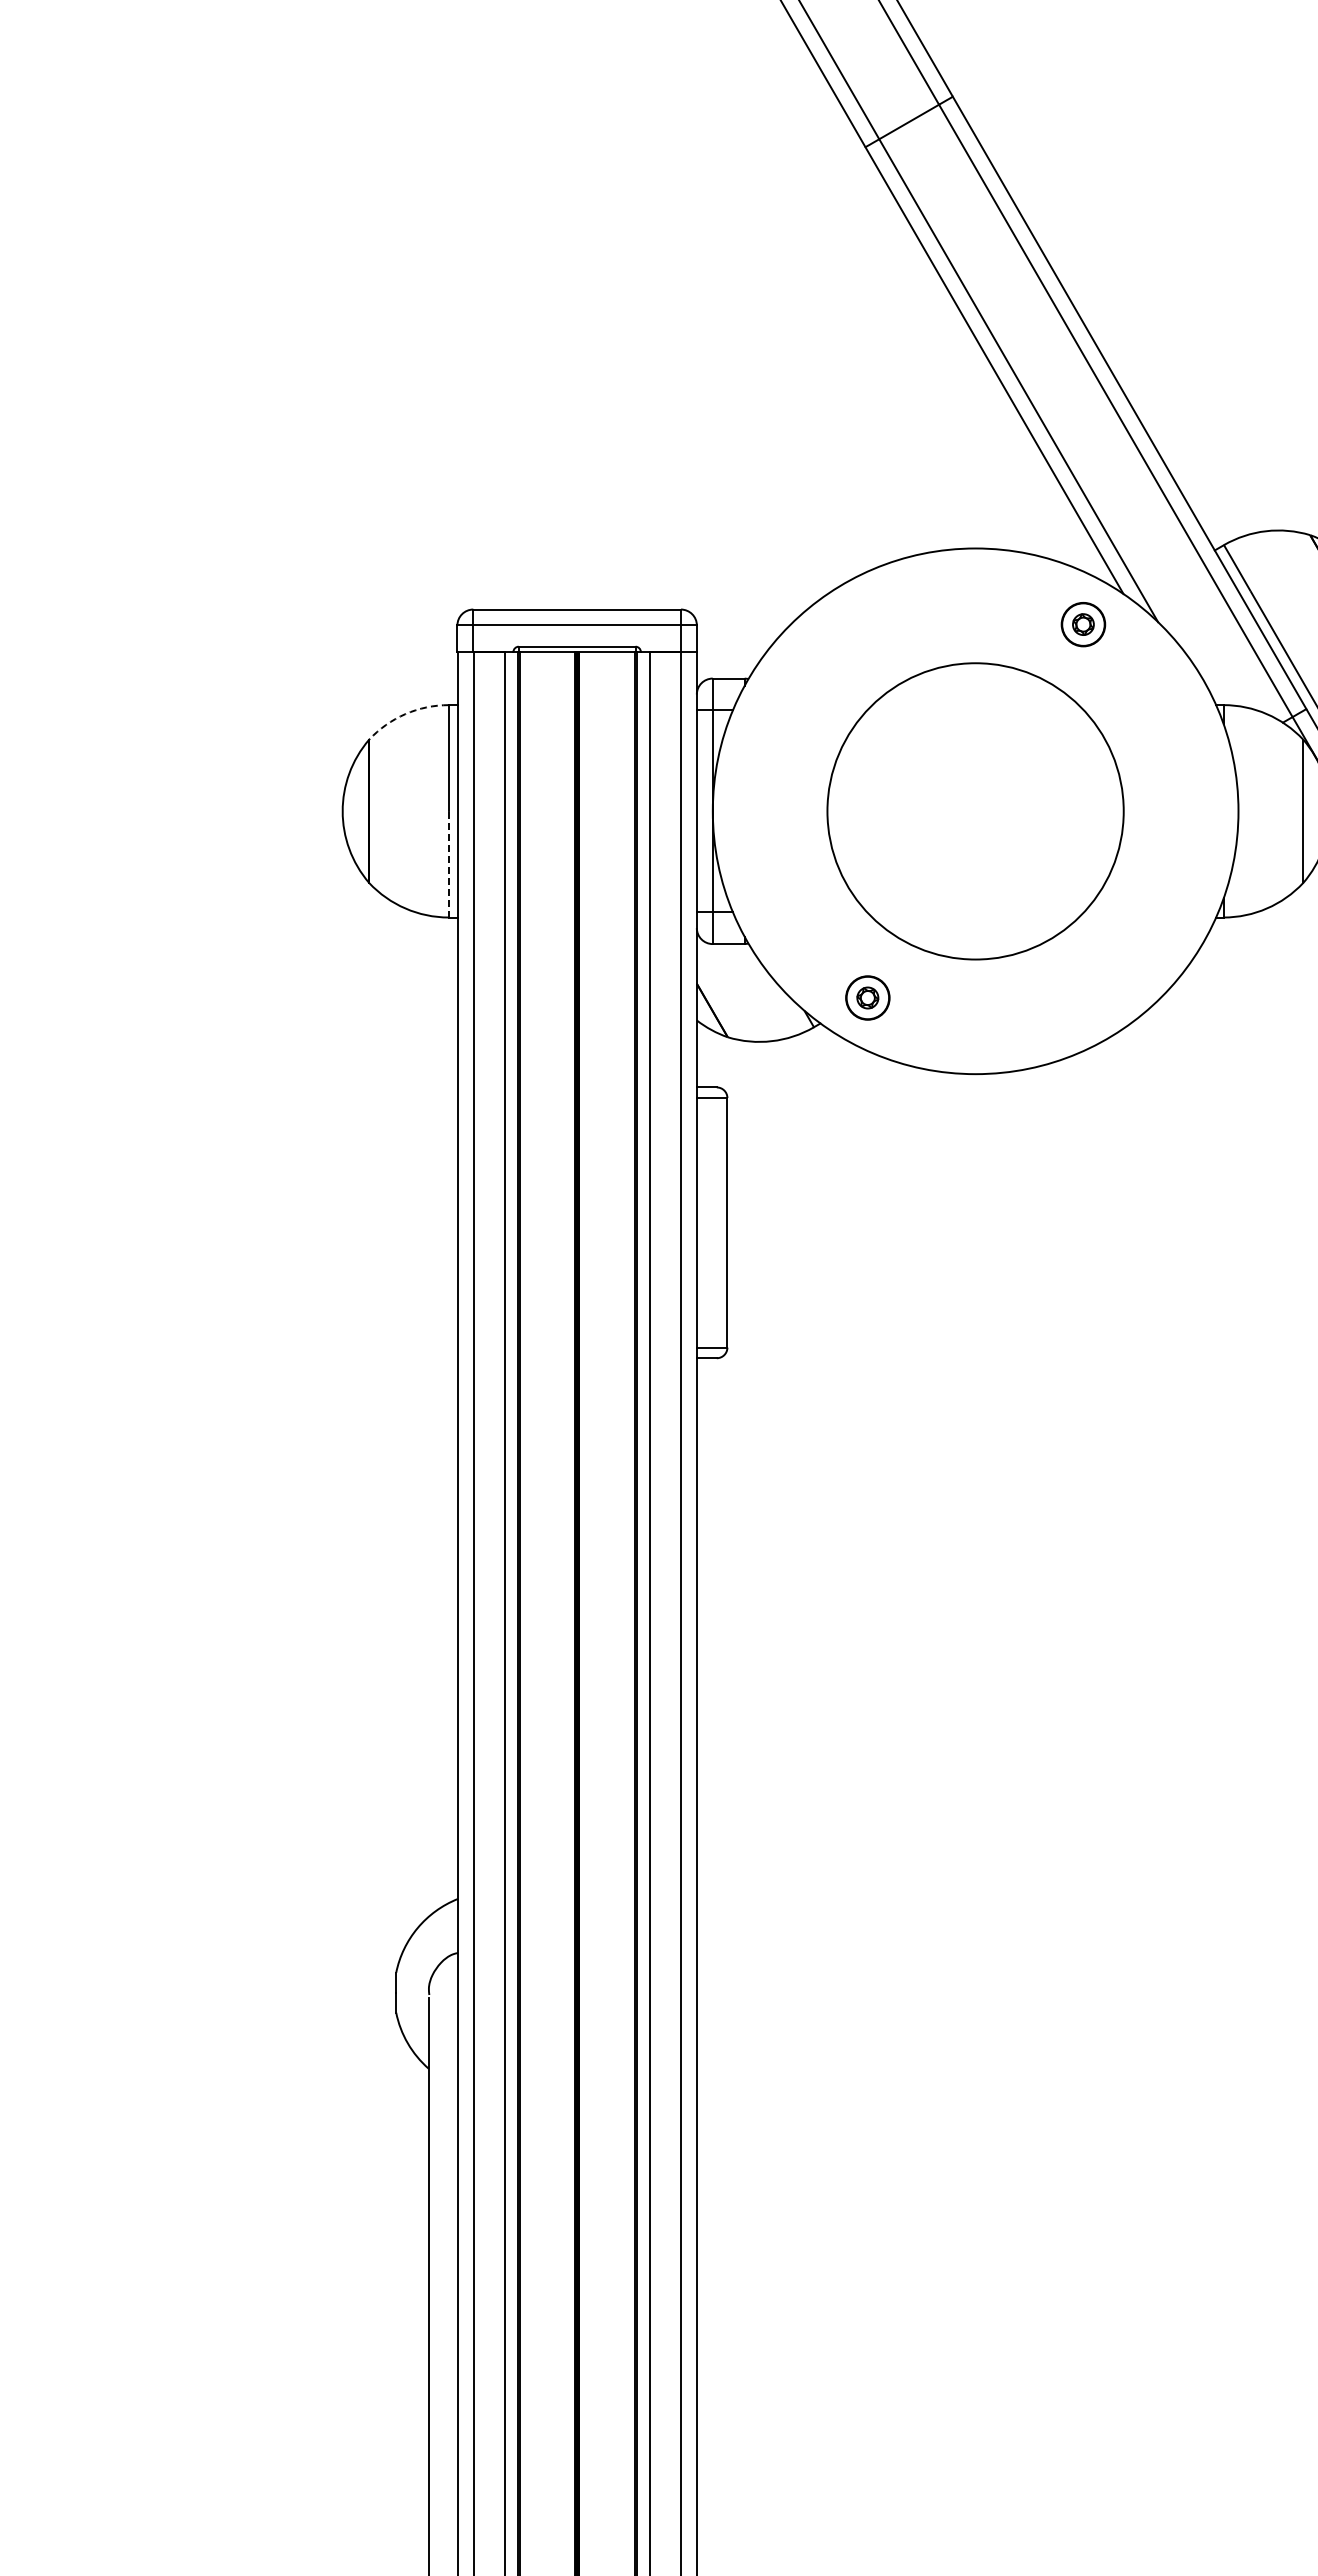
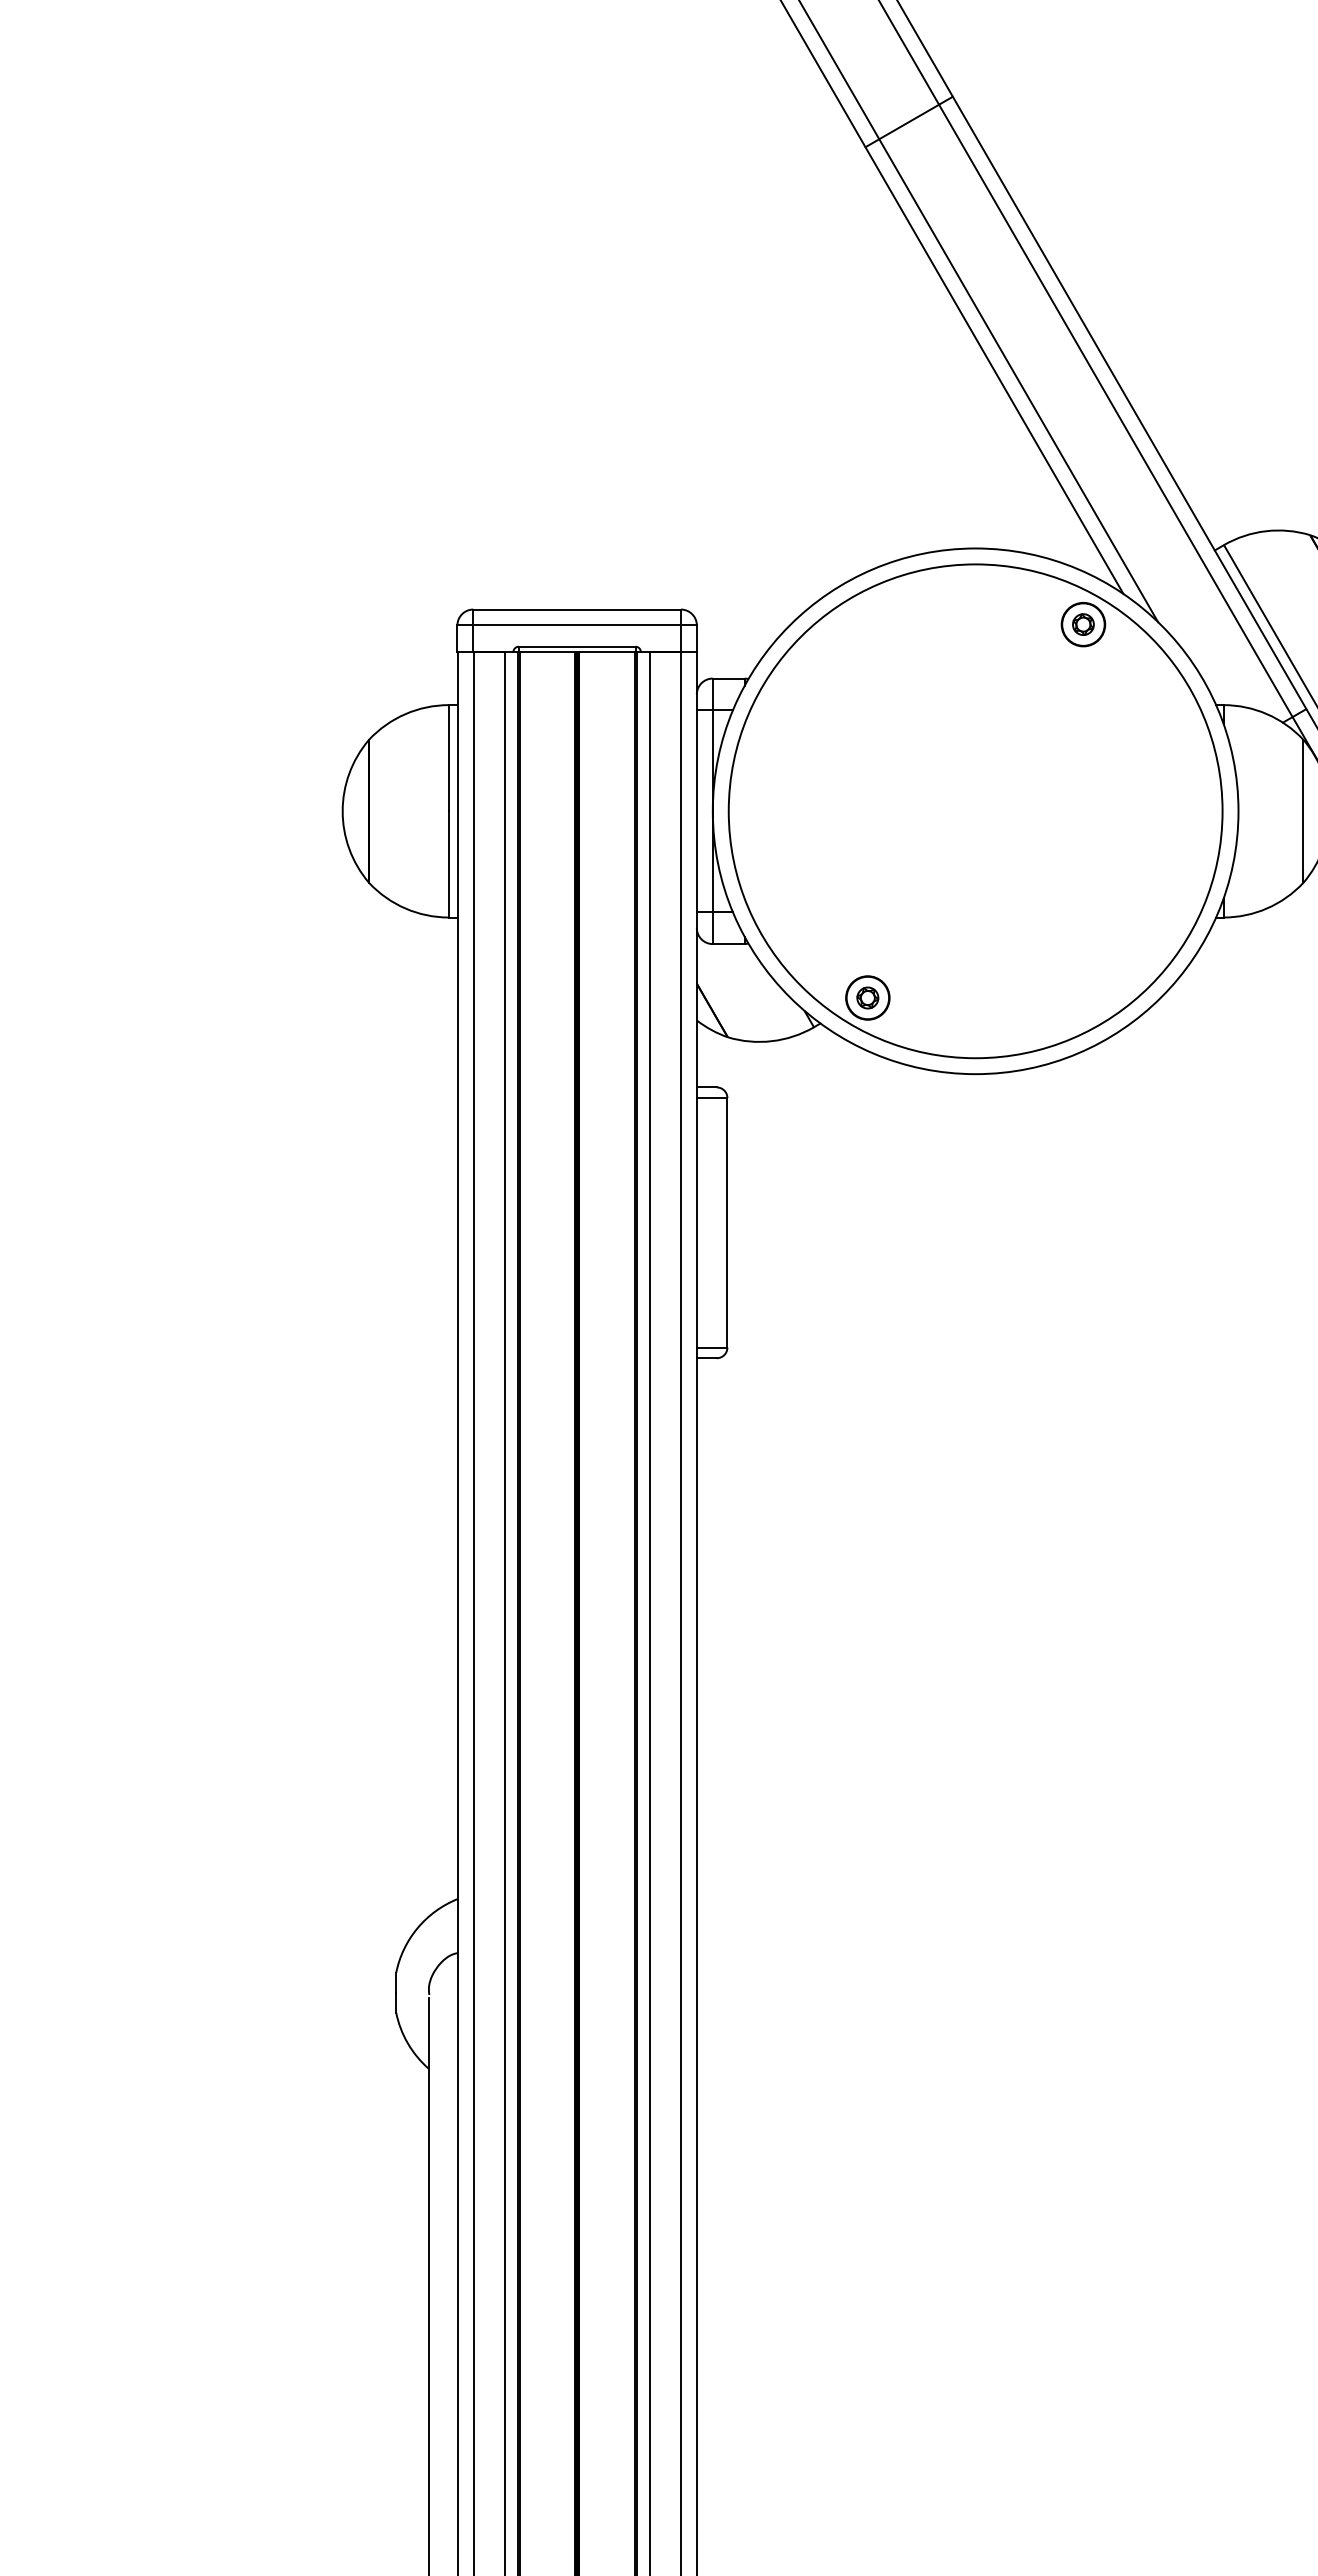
arc: dashed -> solid (405, 714)
circle size: 299x299 px -> 497x497 px (975, 811)
line: dashed -> solid (448, 863)
